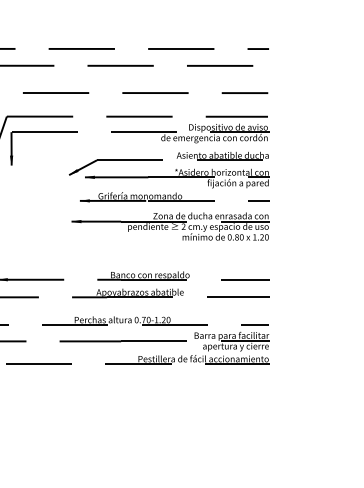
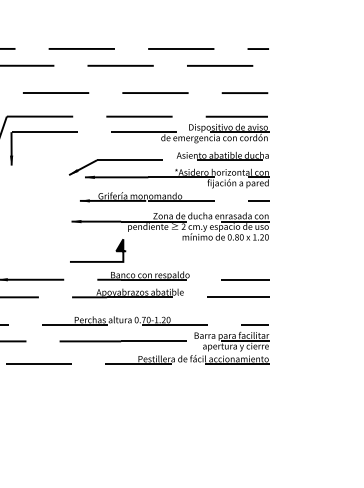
part: none -> present (98, 261)
